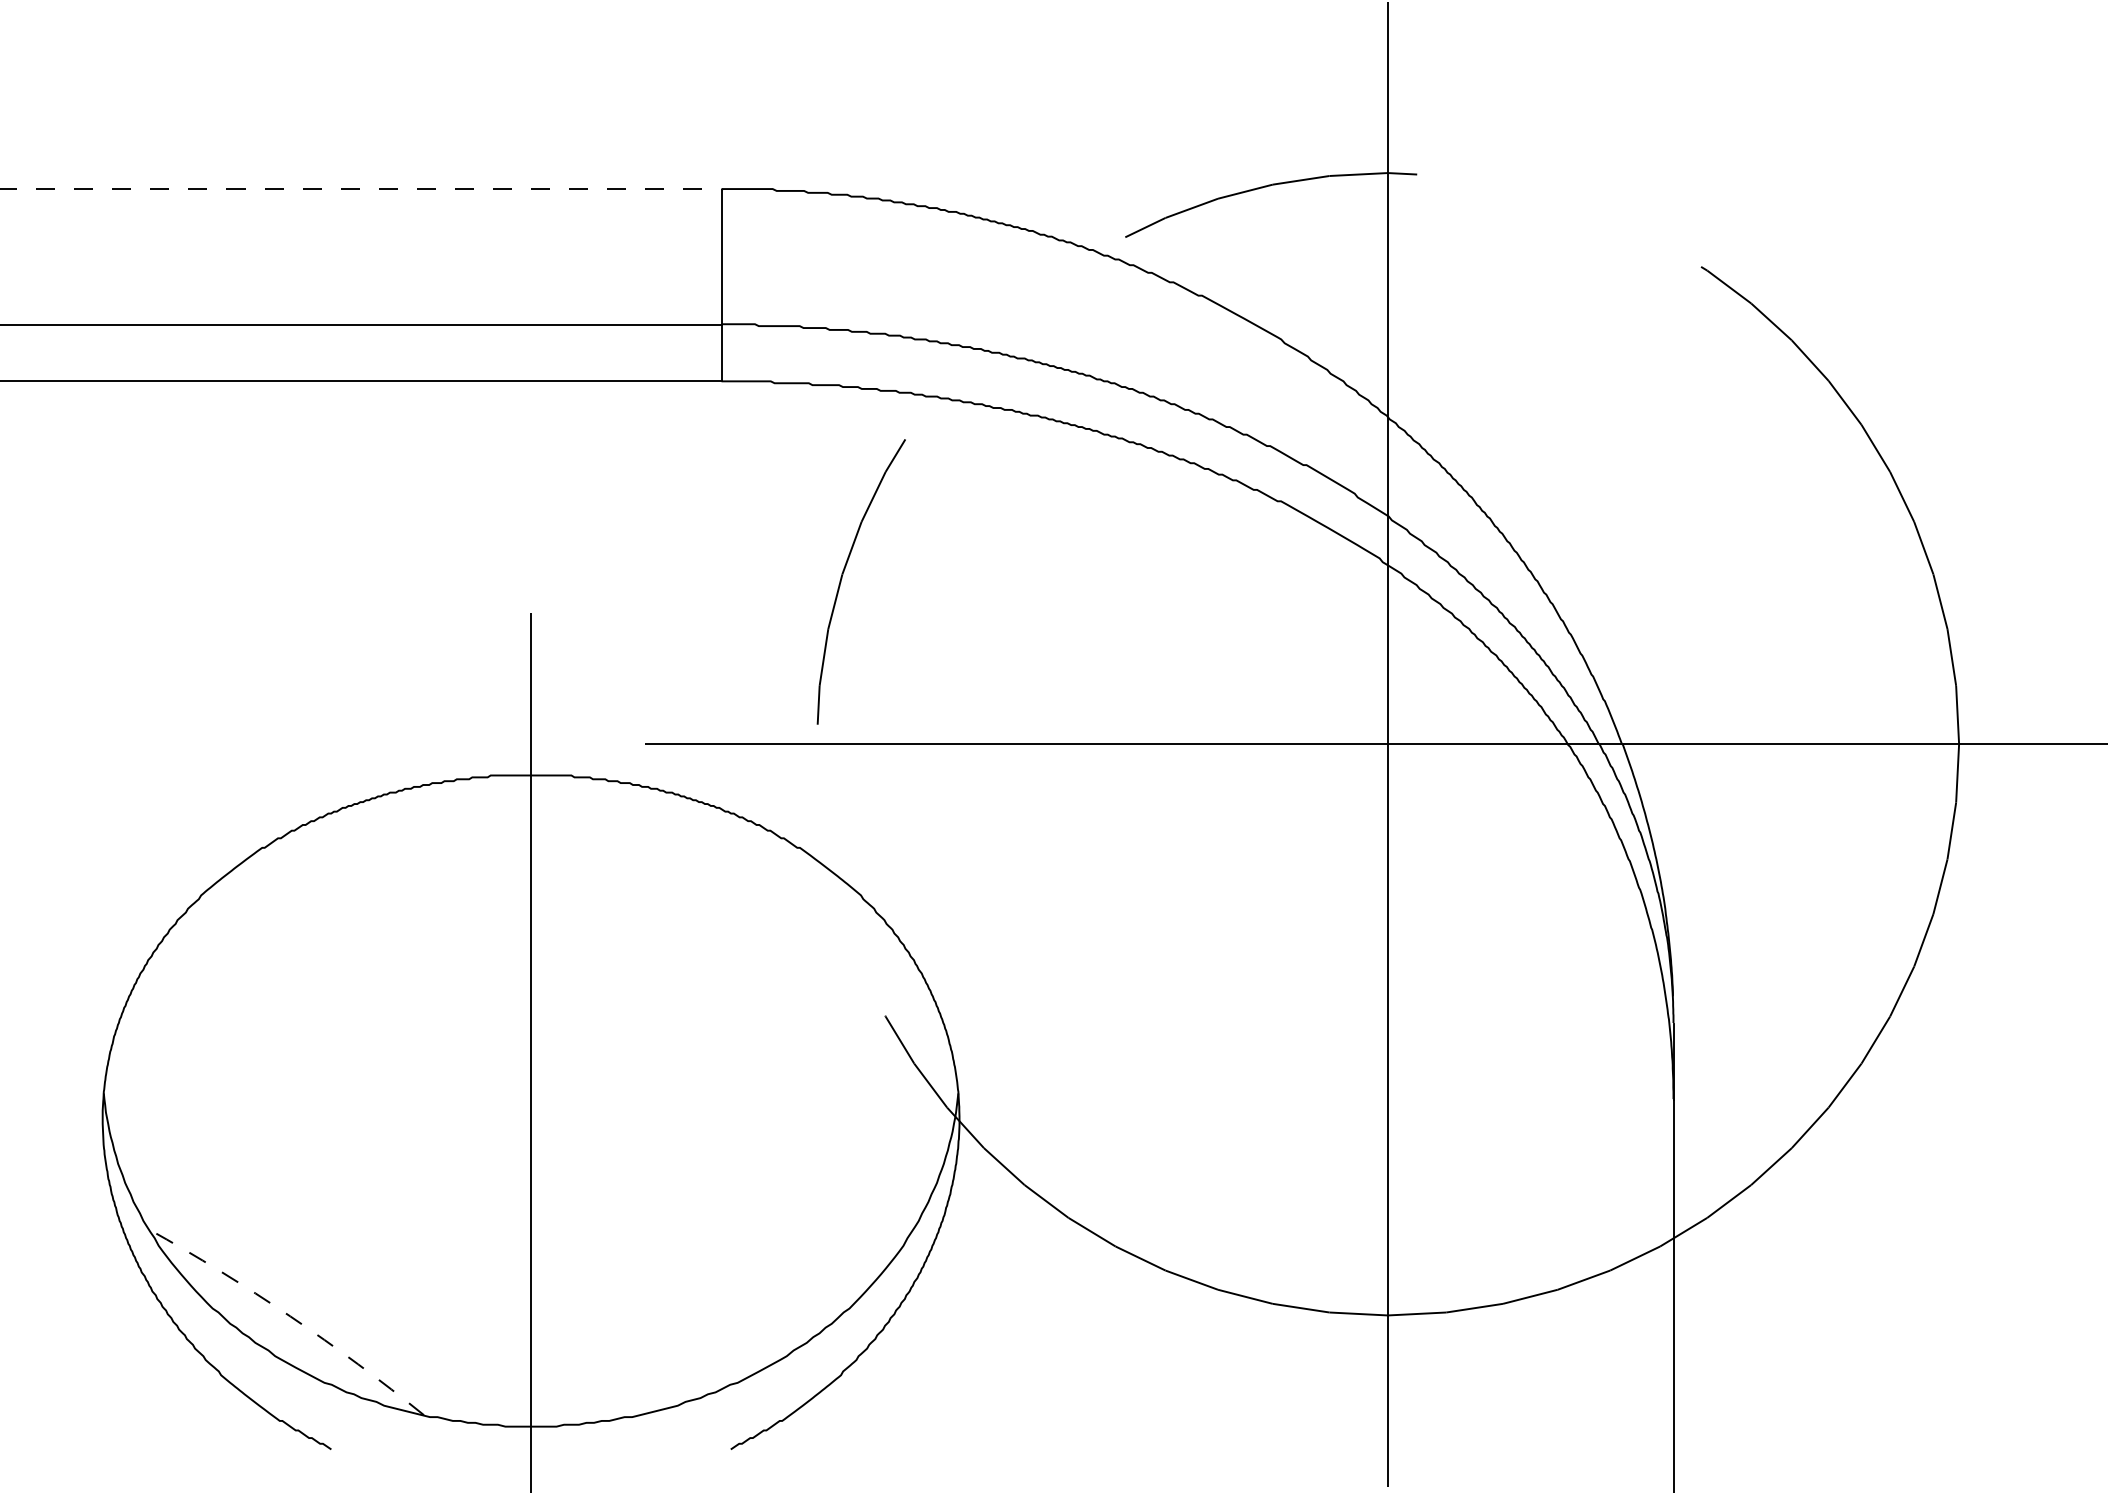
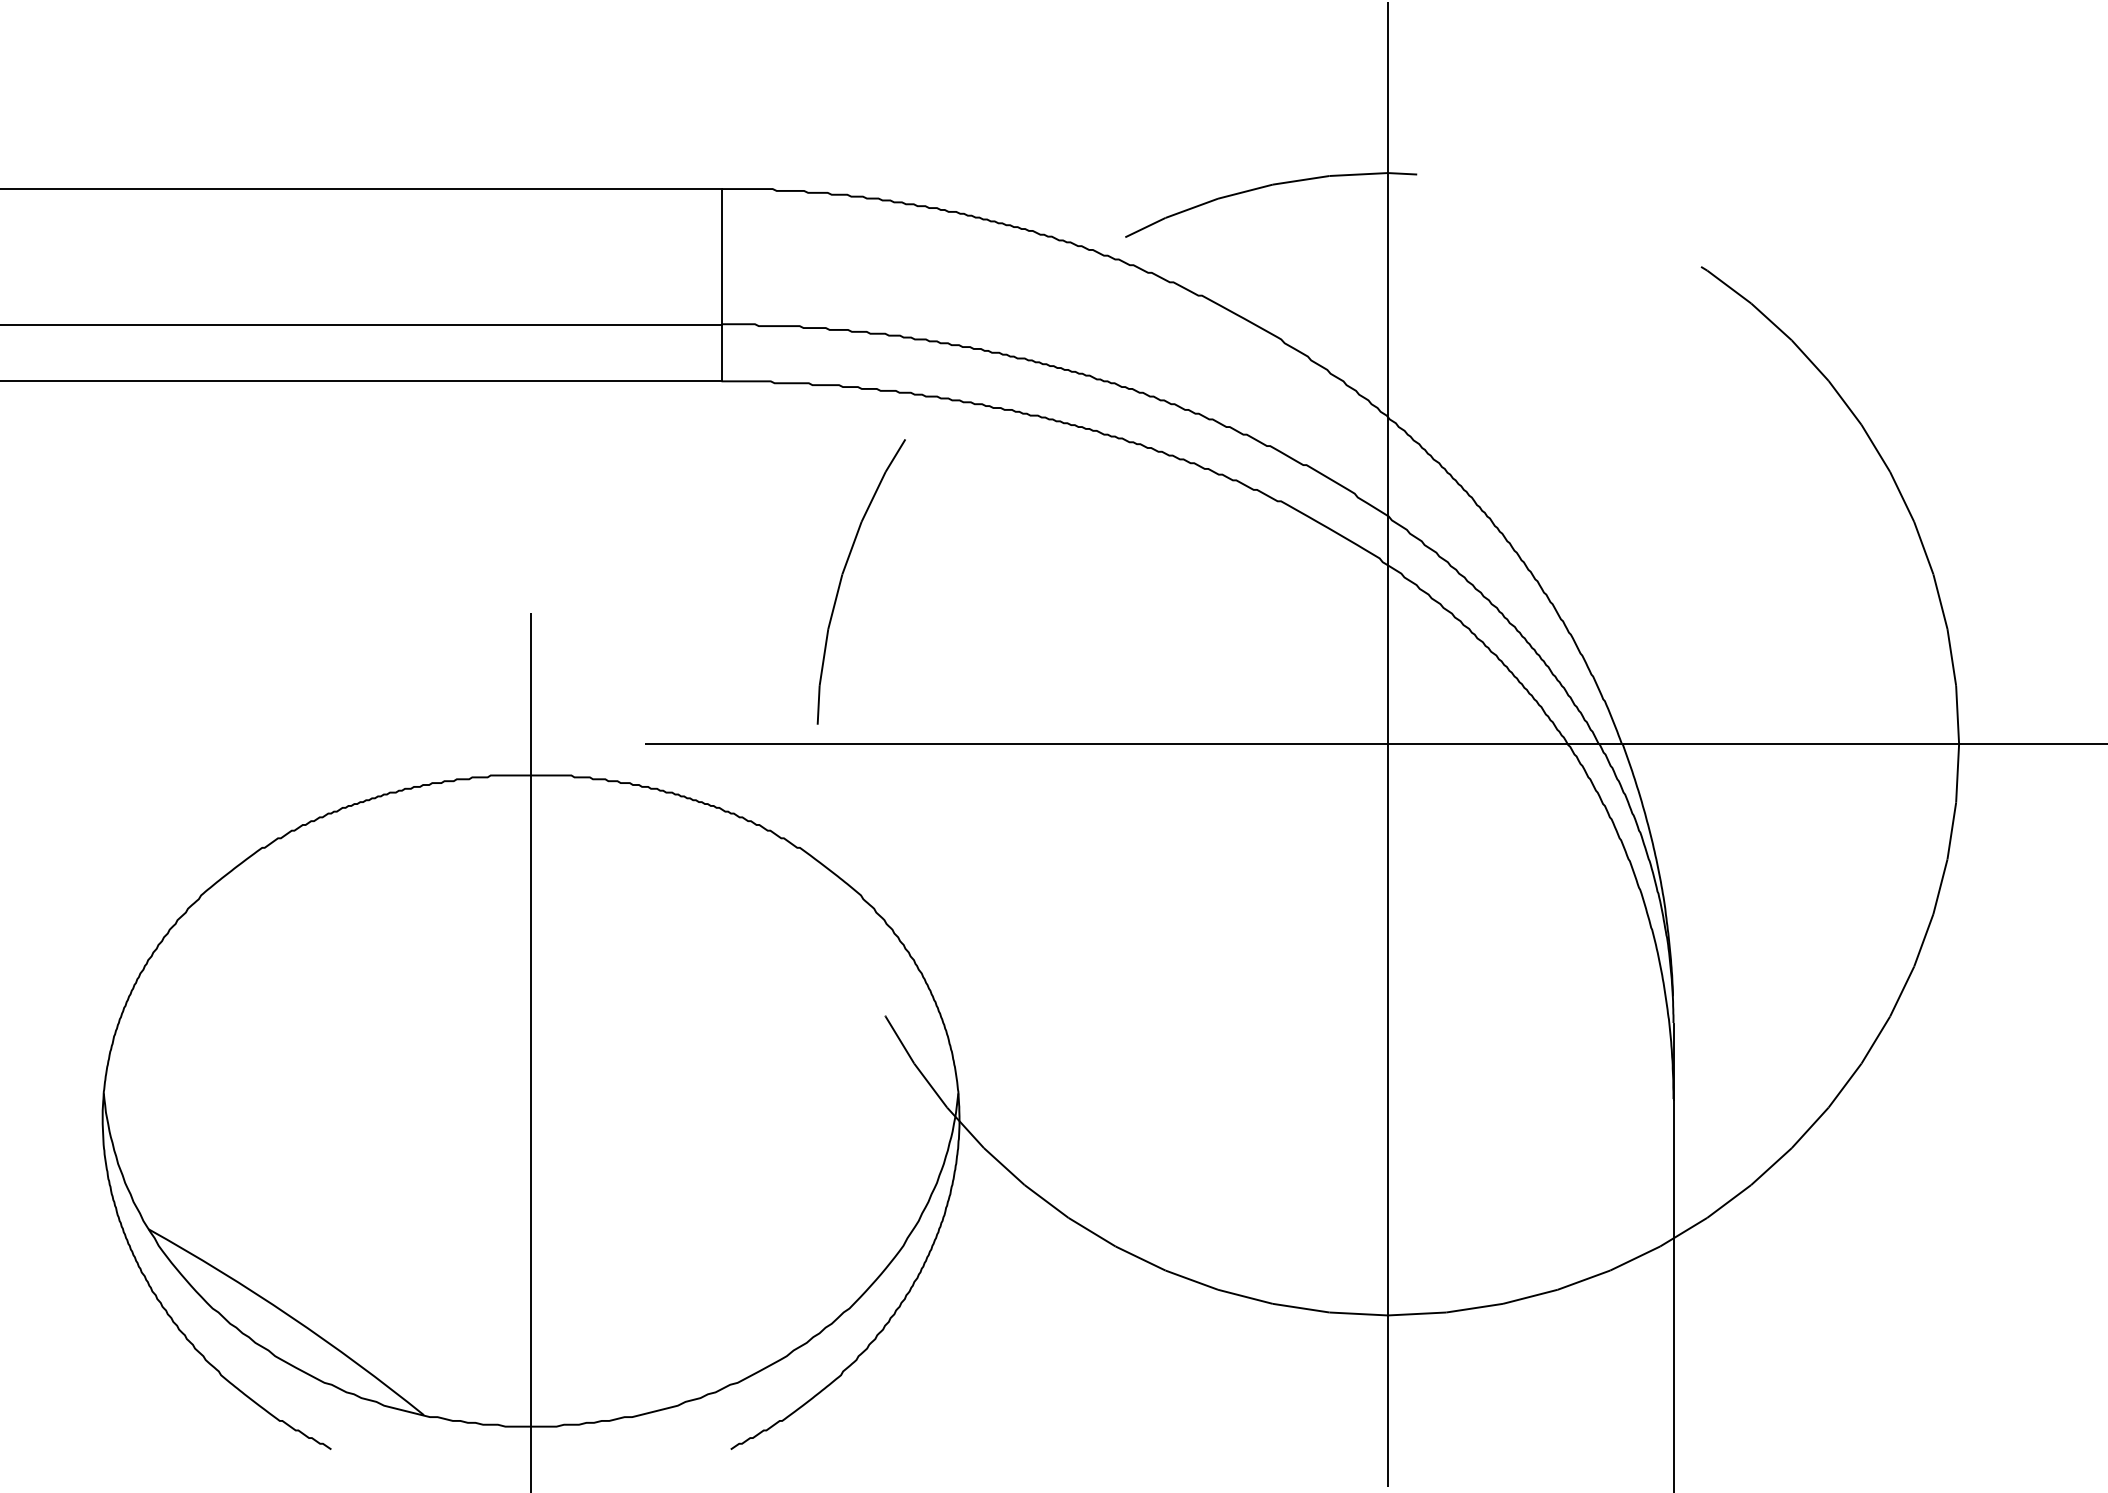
line: dashed -> solid (361, 188)
arc: dashed -> solid (290, 1316)
